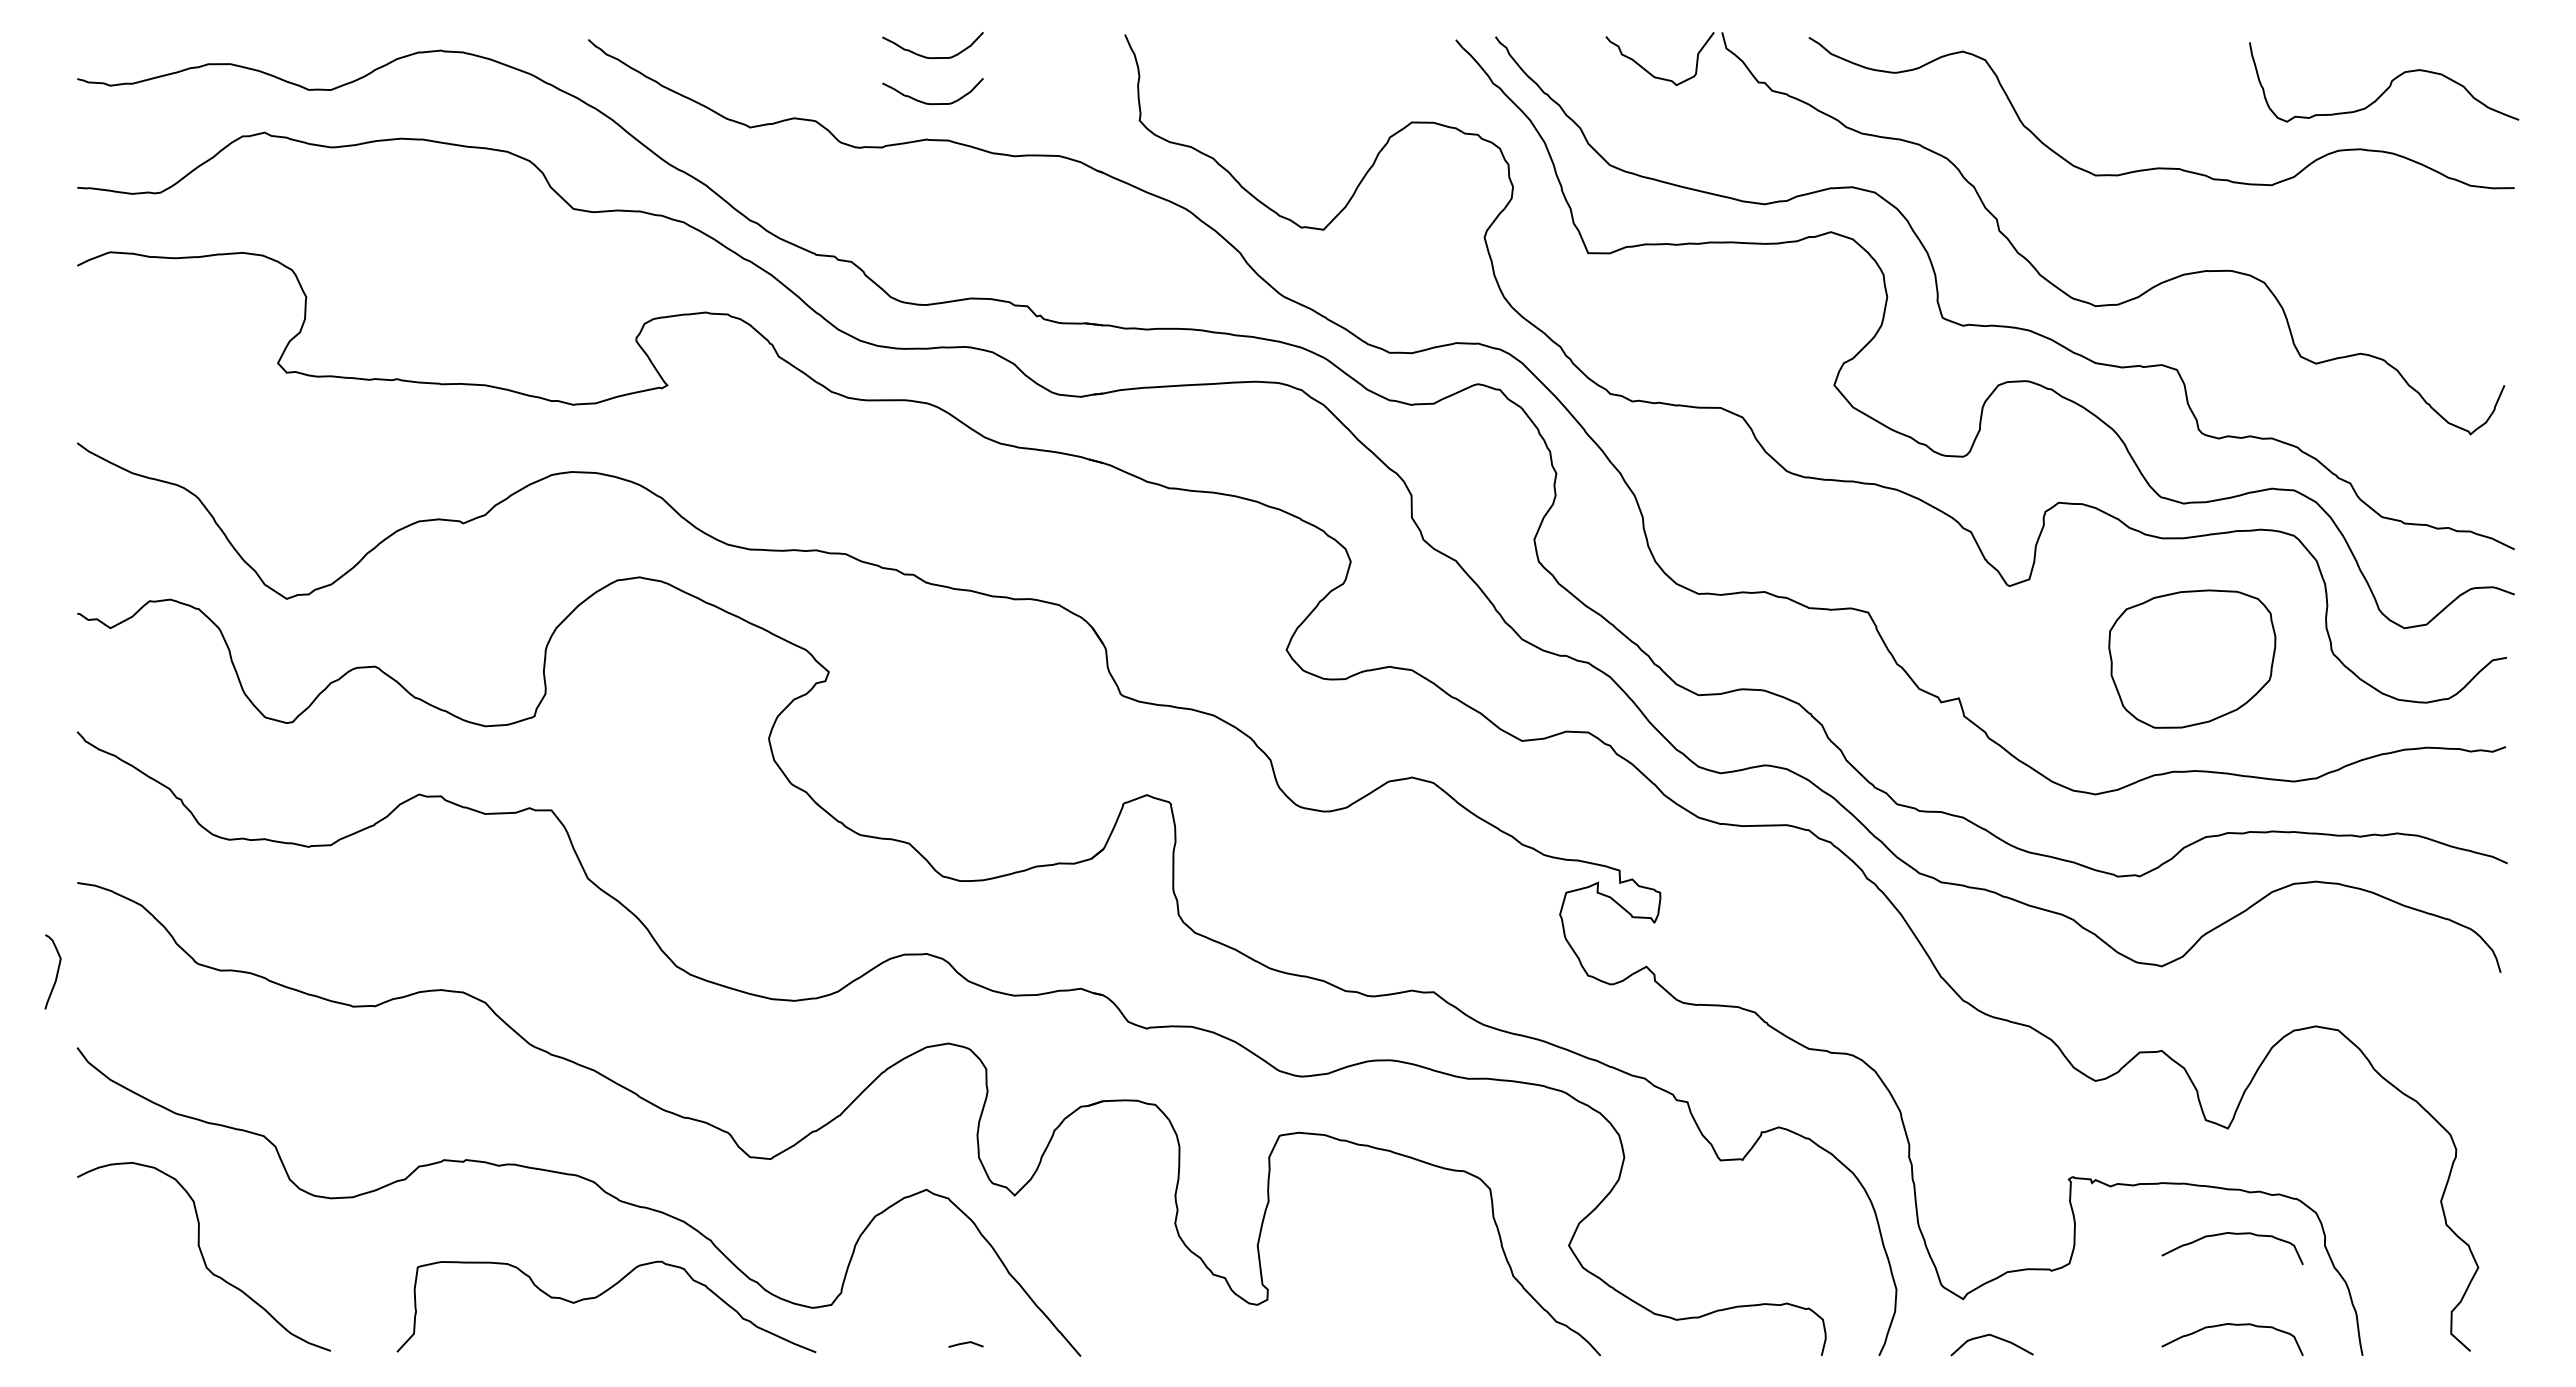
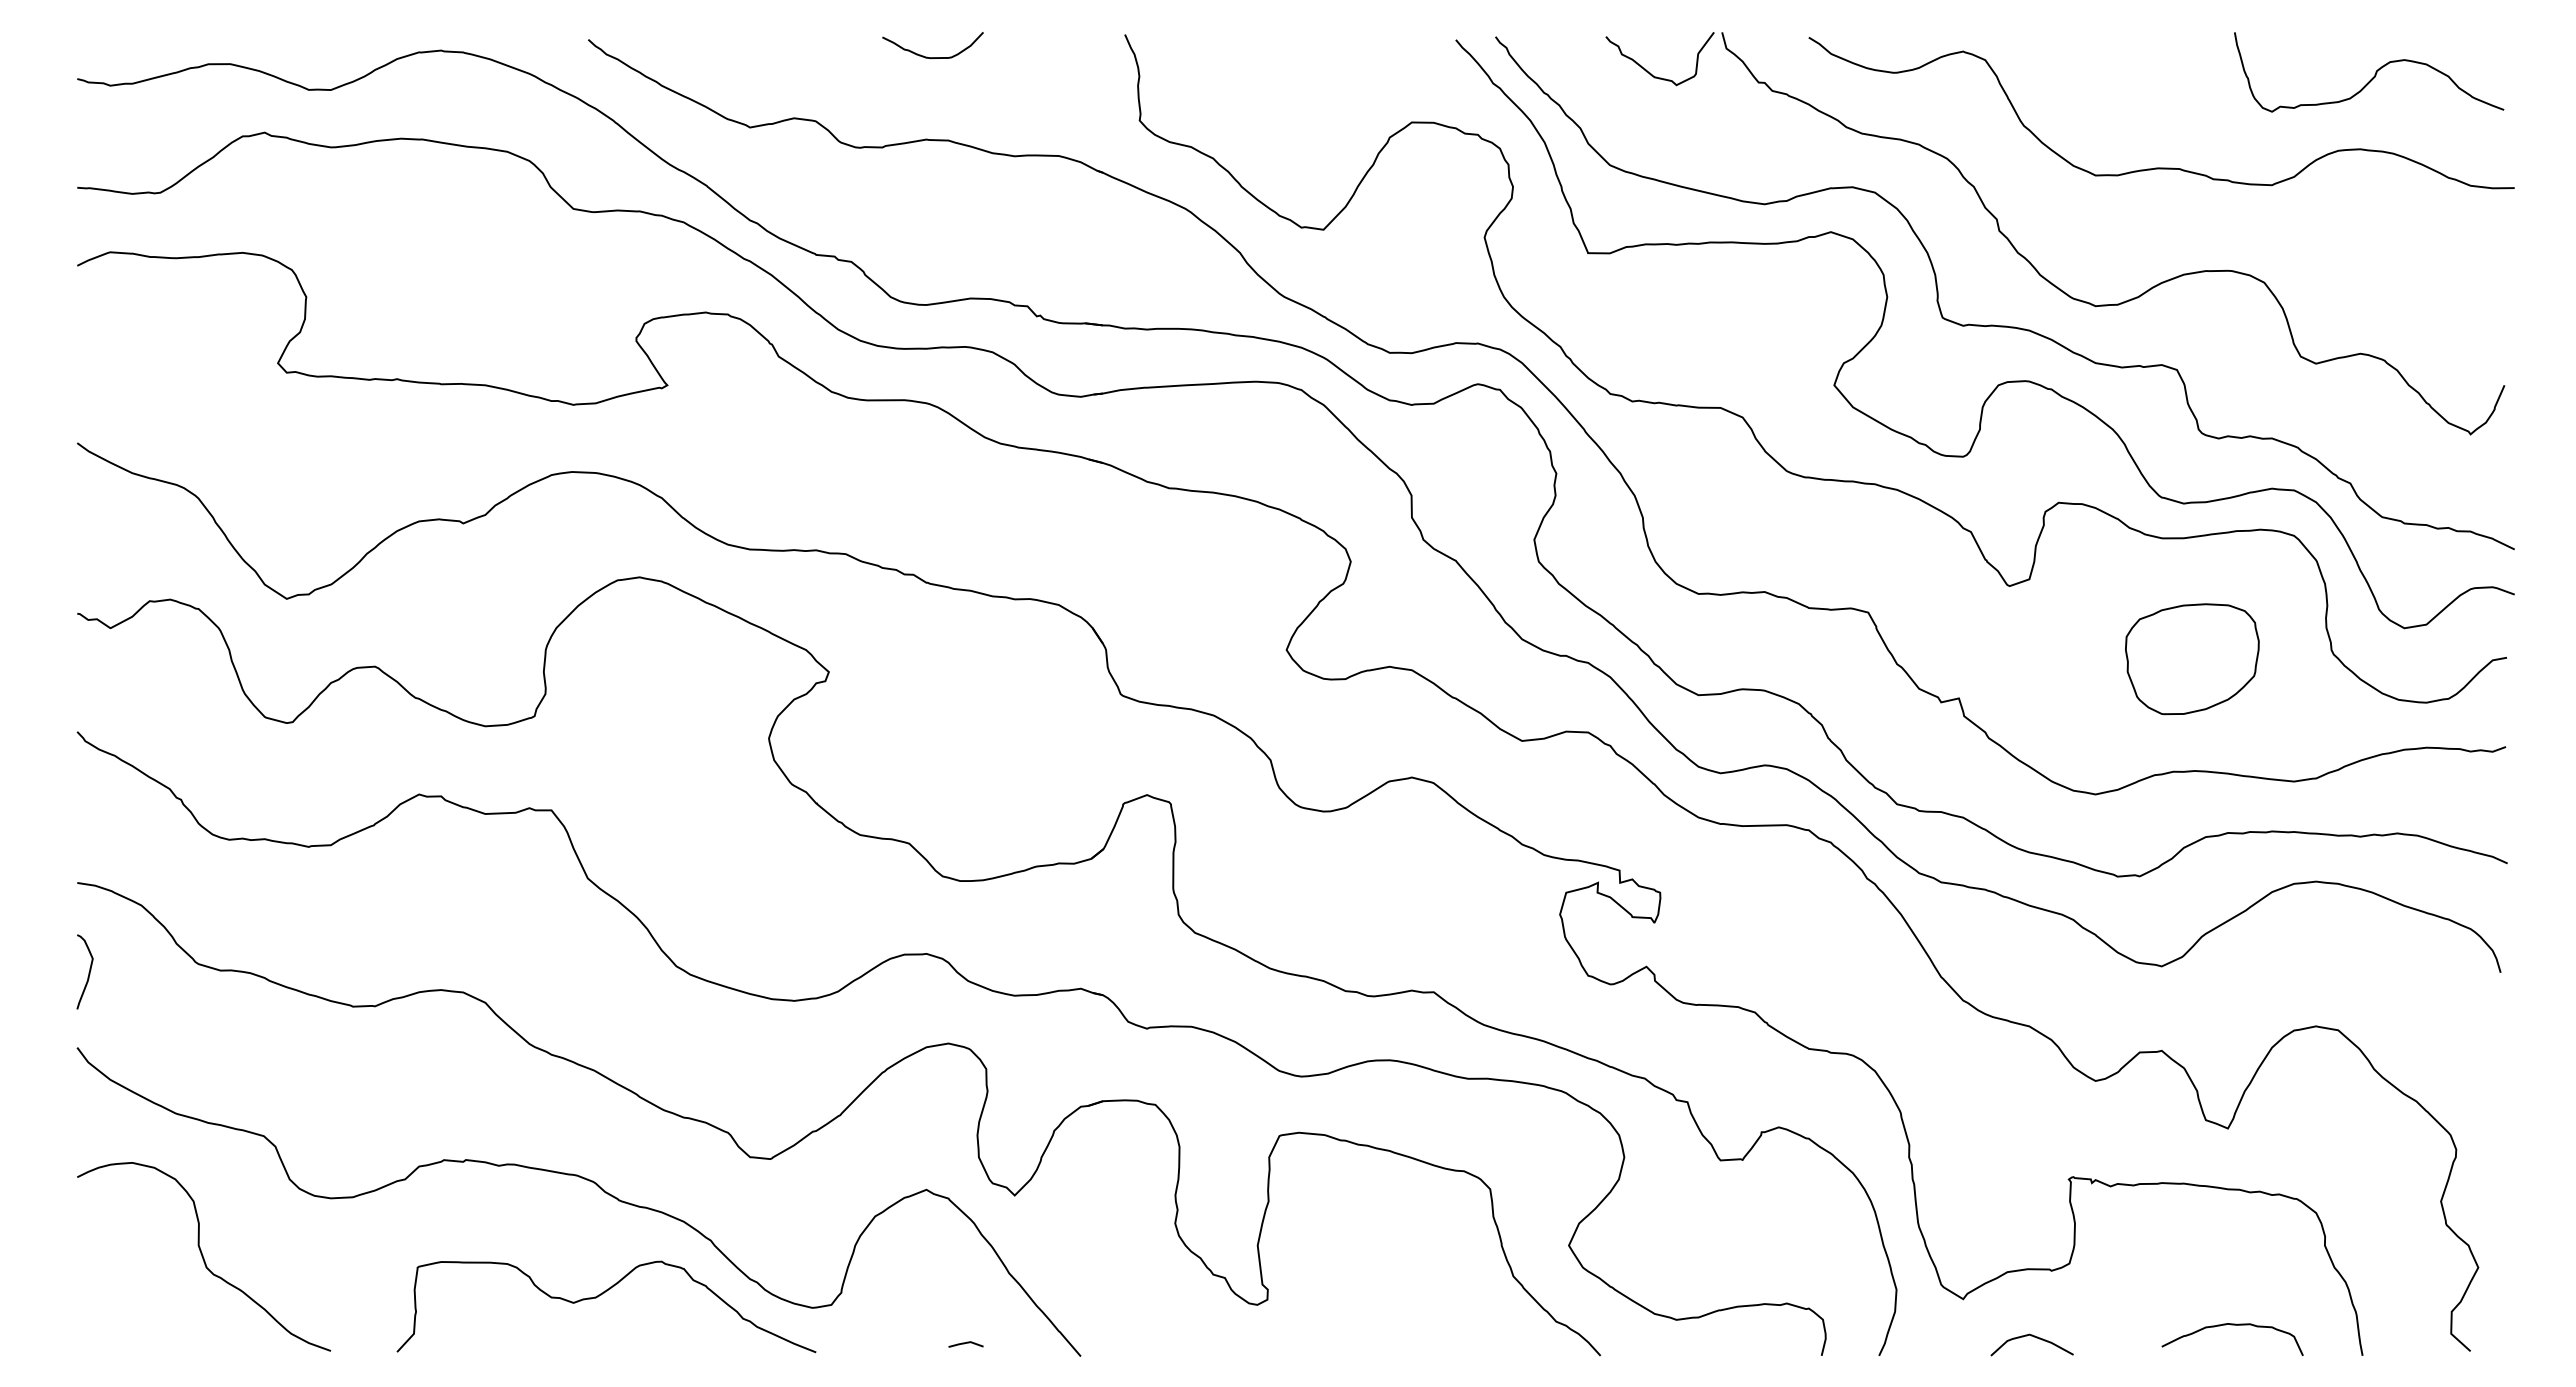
curve position: (2389, 84) -> (2374, 74) (2374, 74)
curve: present -> none (932, 103)
part size: 169x140 px -> 135x113 px (2192, 659)
curve position: (56, 972) -> (88, 972) (88, 972)
curve: present -> none (2232, 1234)
curve position: (1993, 1337) -> (2033, 1337) (2033, 1337)
